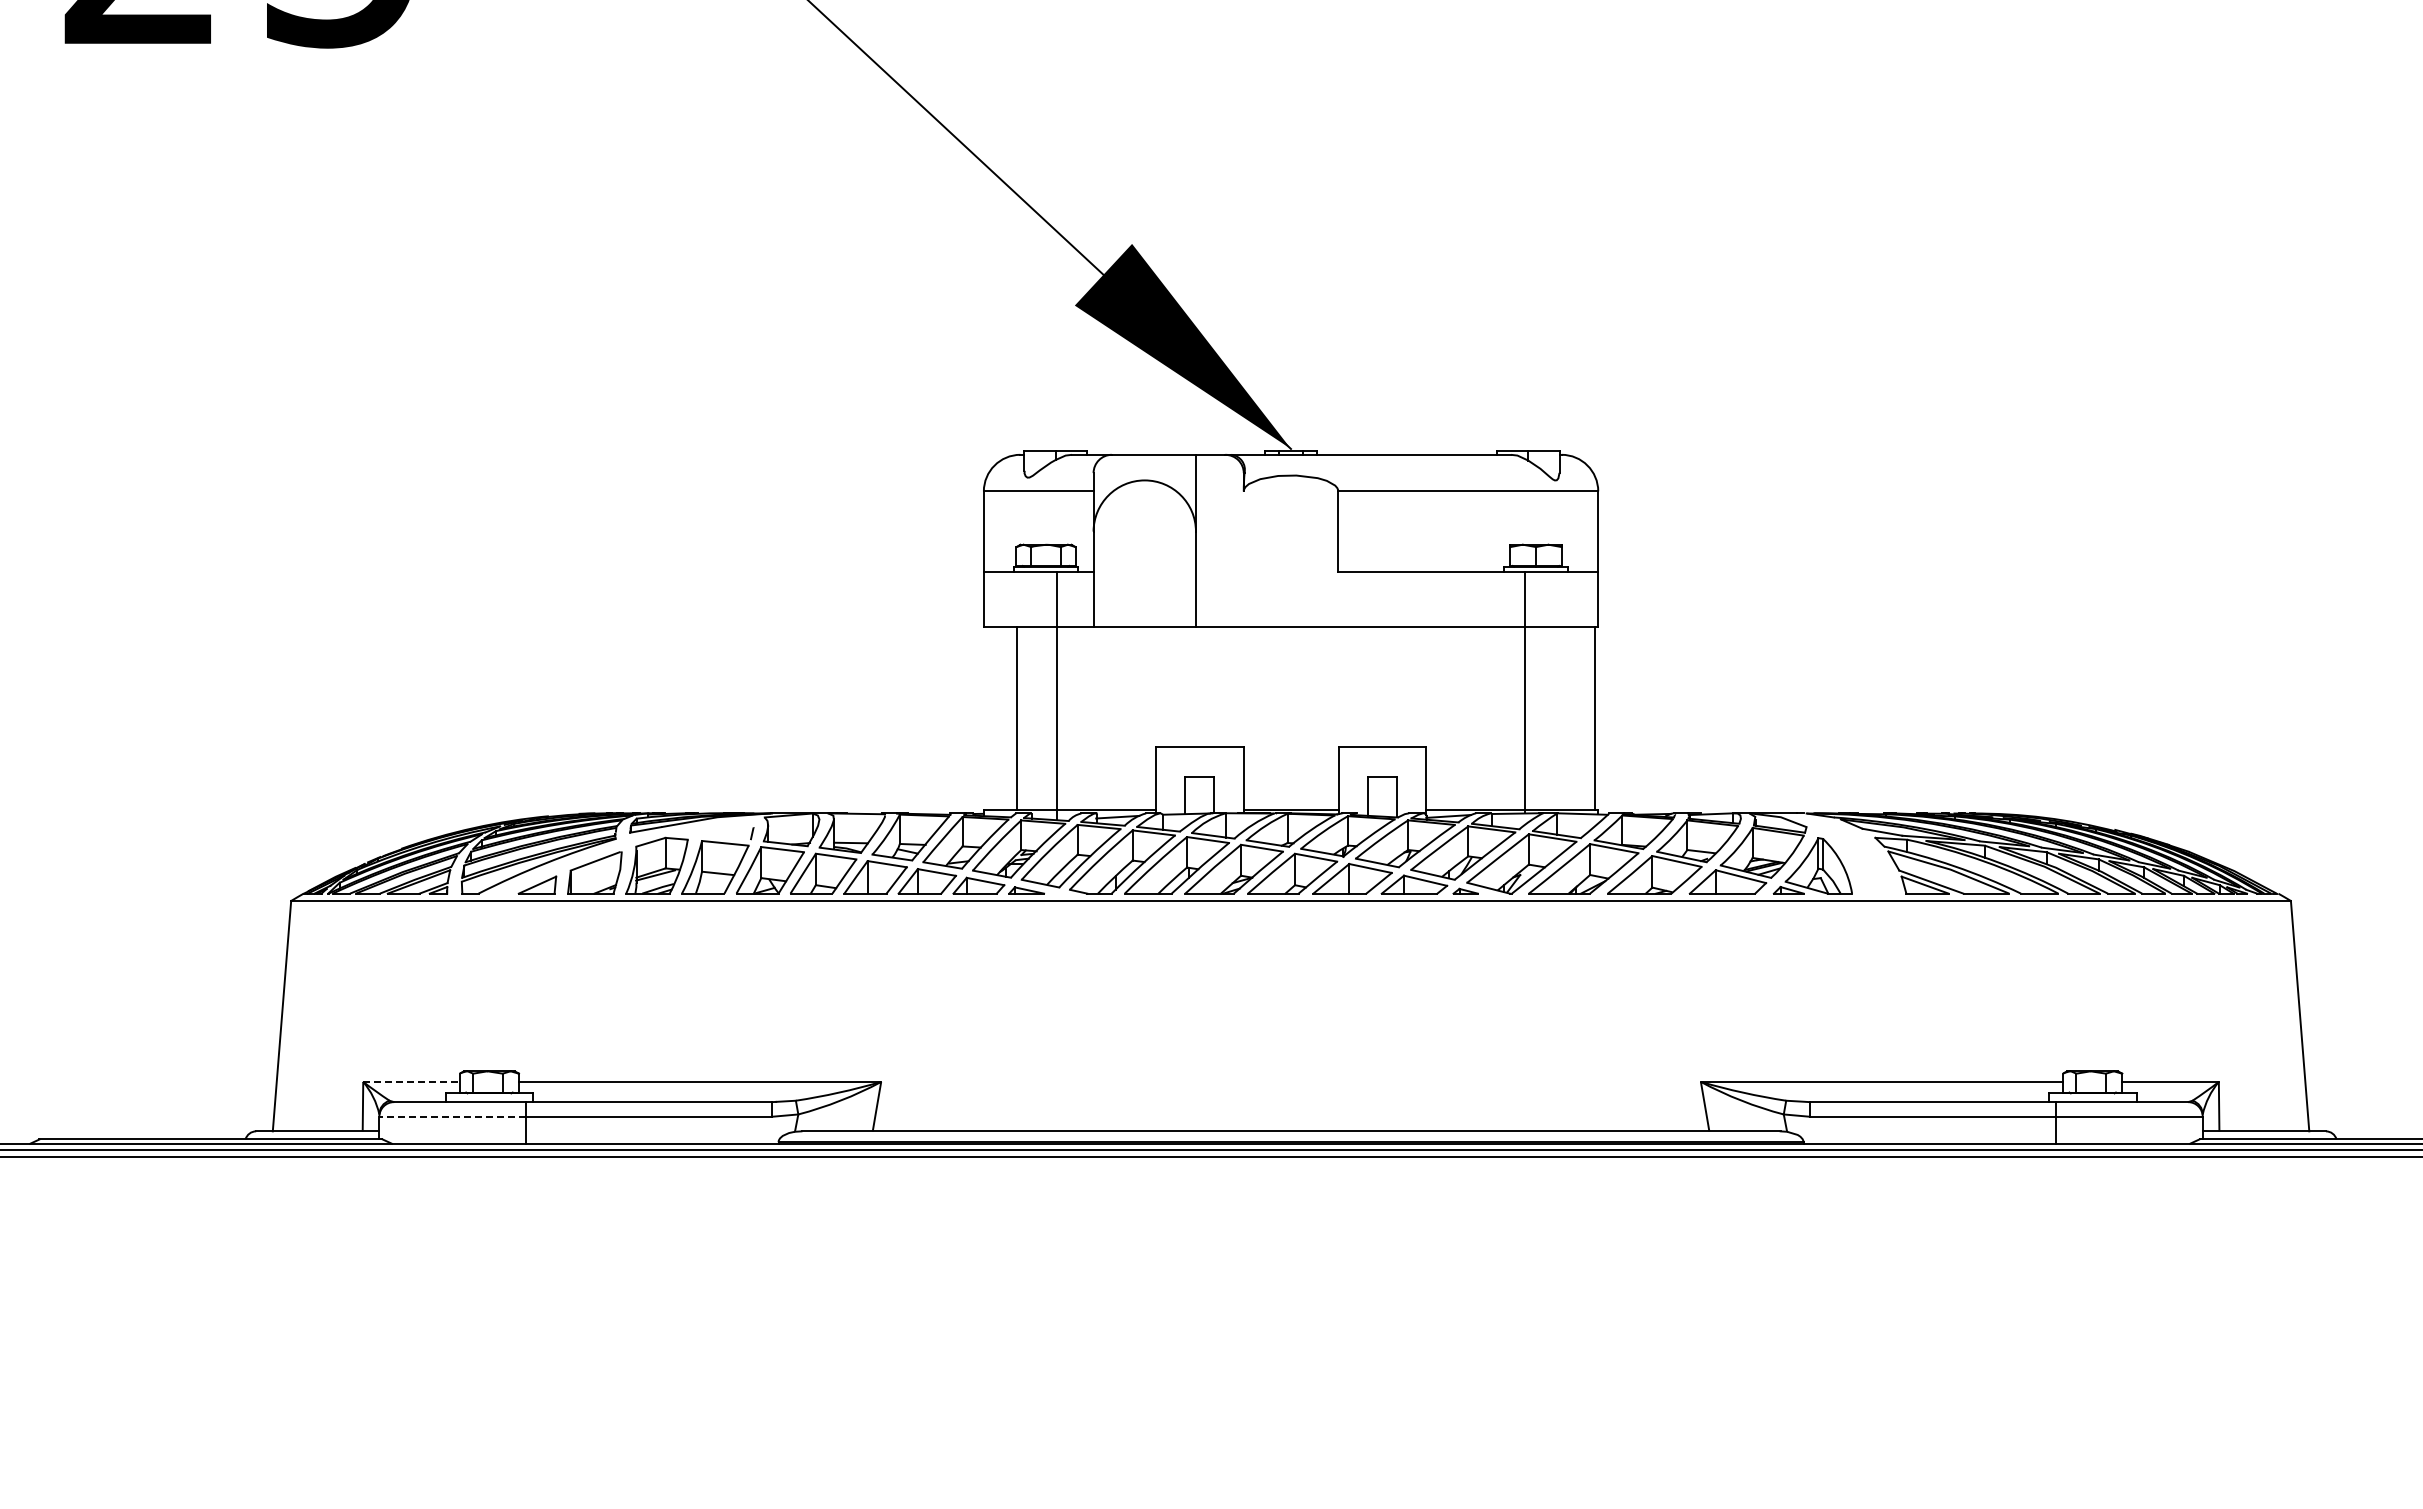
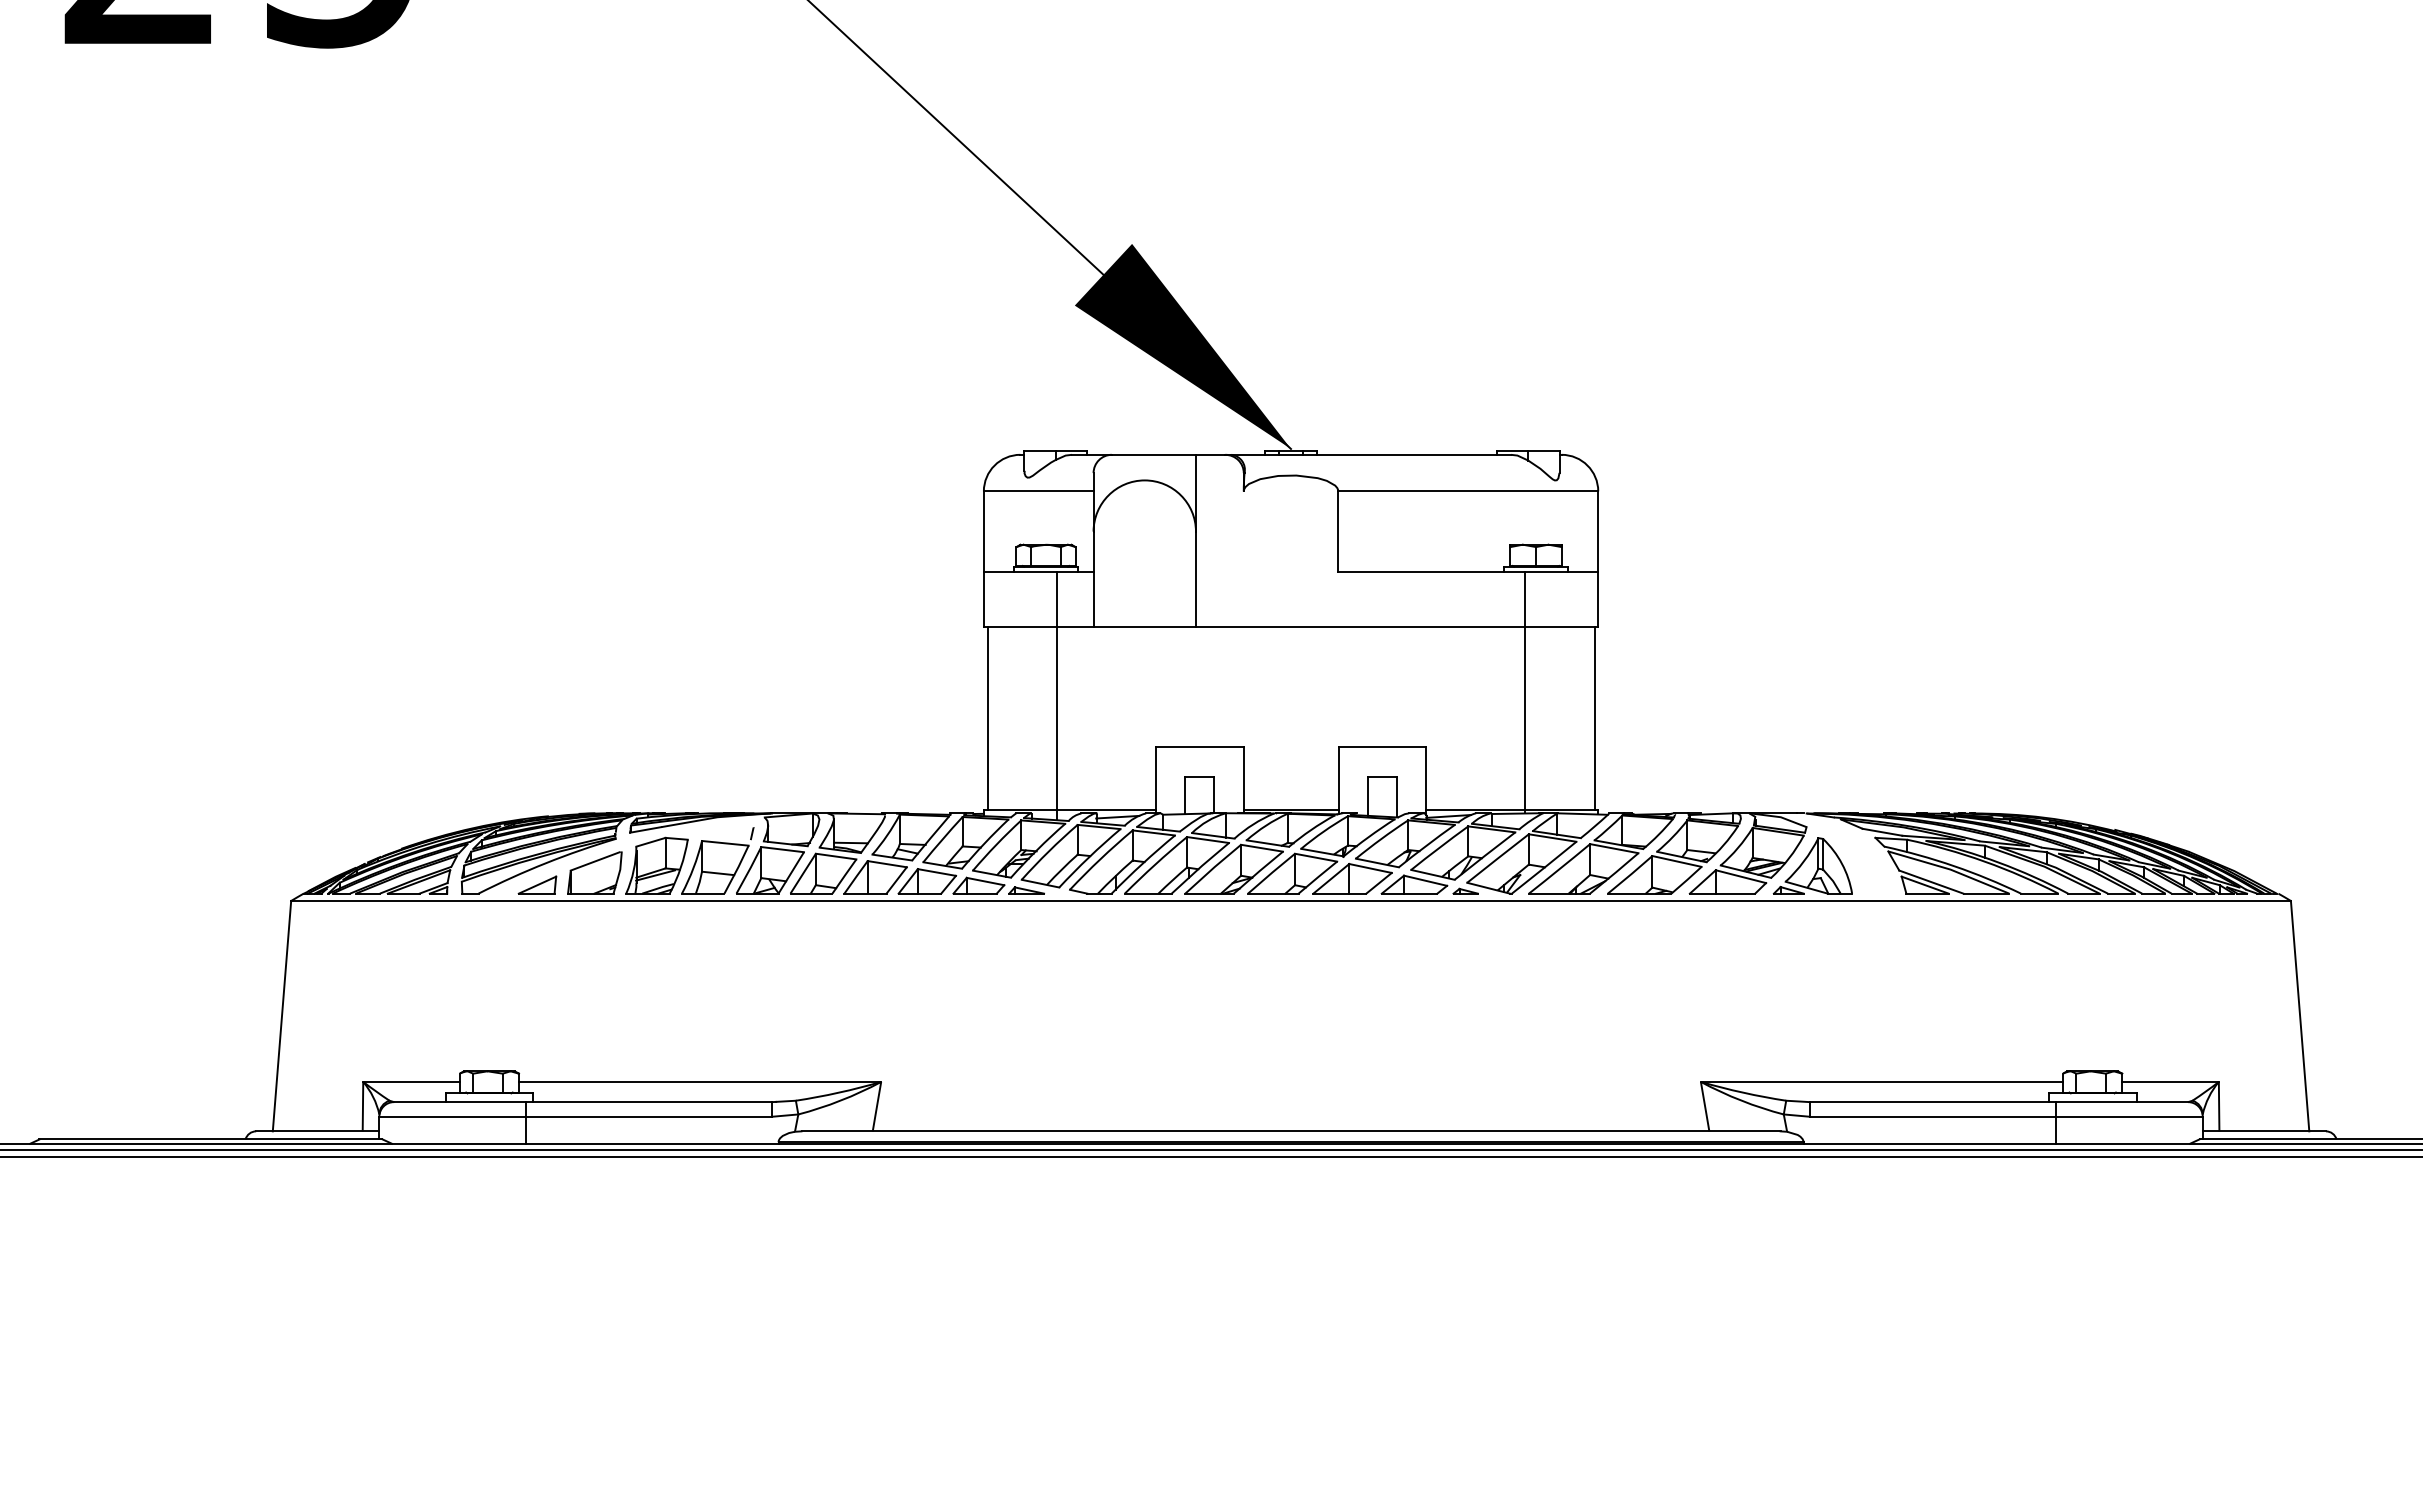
line position: (1016, 717) -> (987, 717) (987, 717)
line: dashed -> solid (412, 1081)
line: dashed -> solid (452, 1116)
